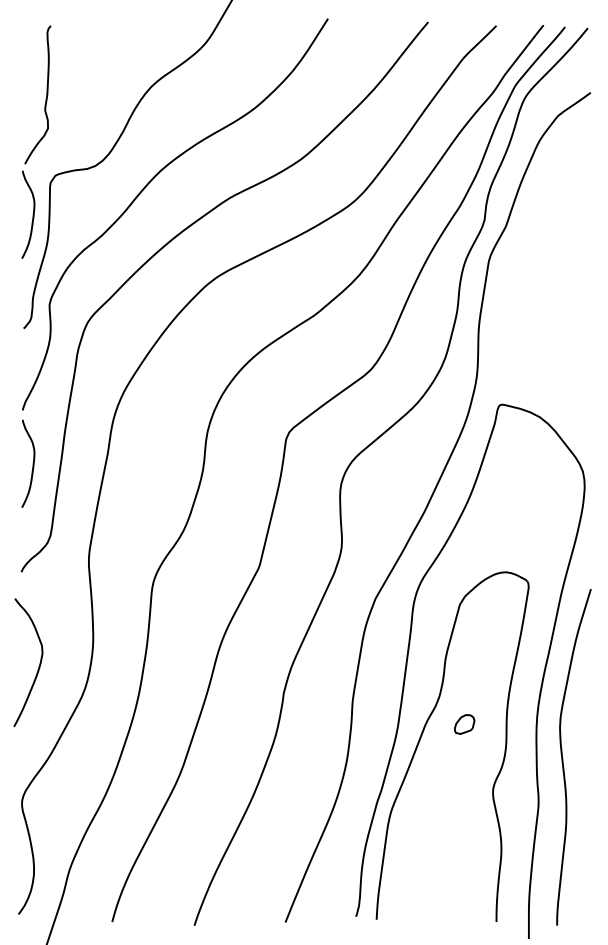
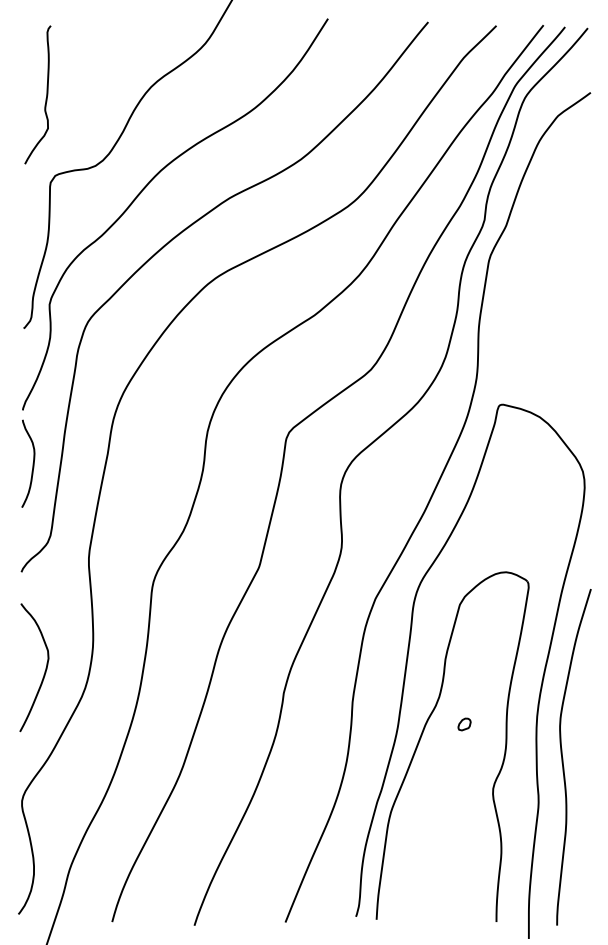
curve: present -> none (32, 214)
curve position: (38, 666) -> (44, 671) (44, 671)
part size: 22x21 px -> 15x15 px (464, 724)
